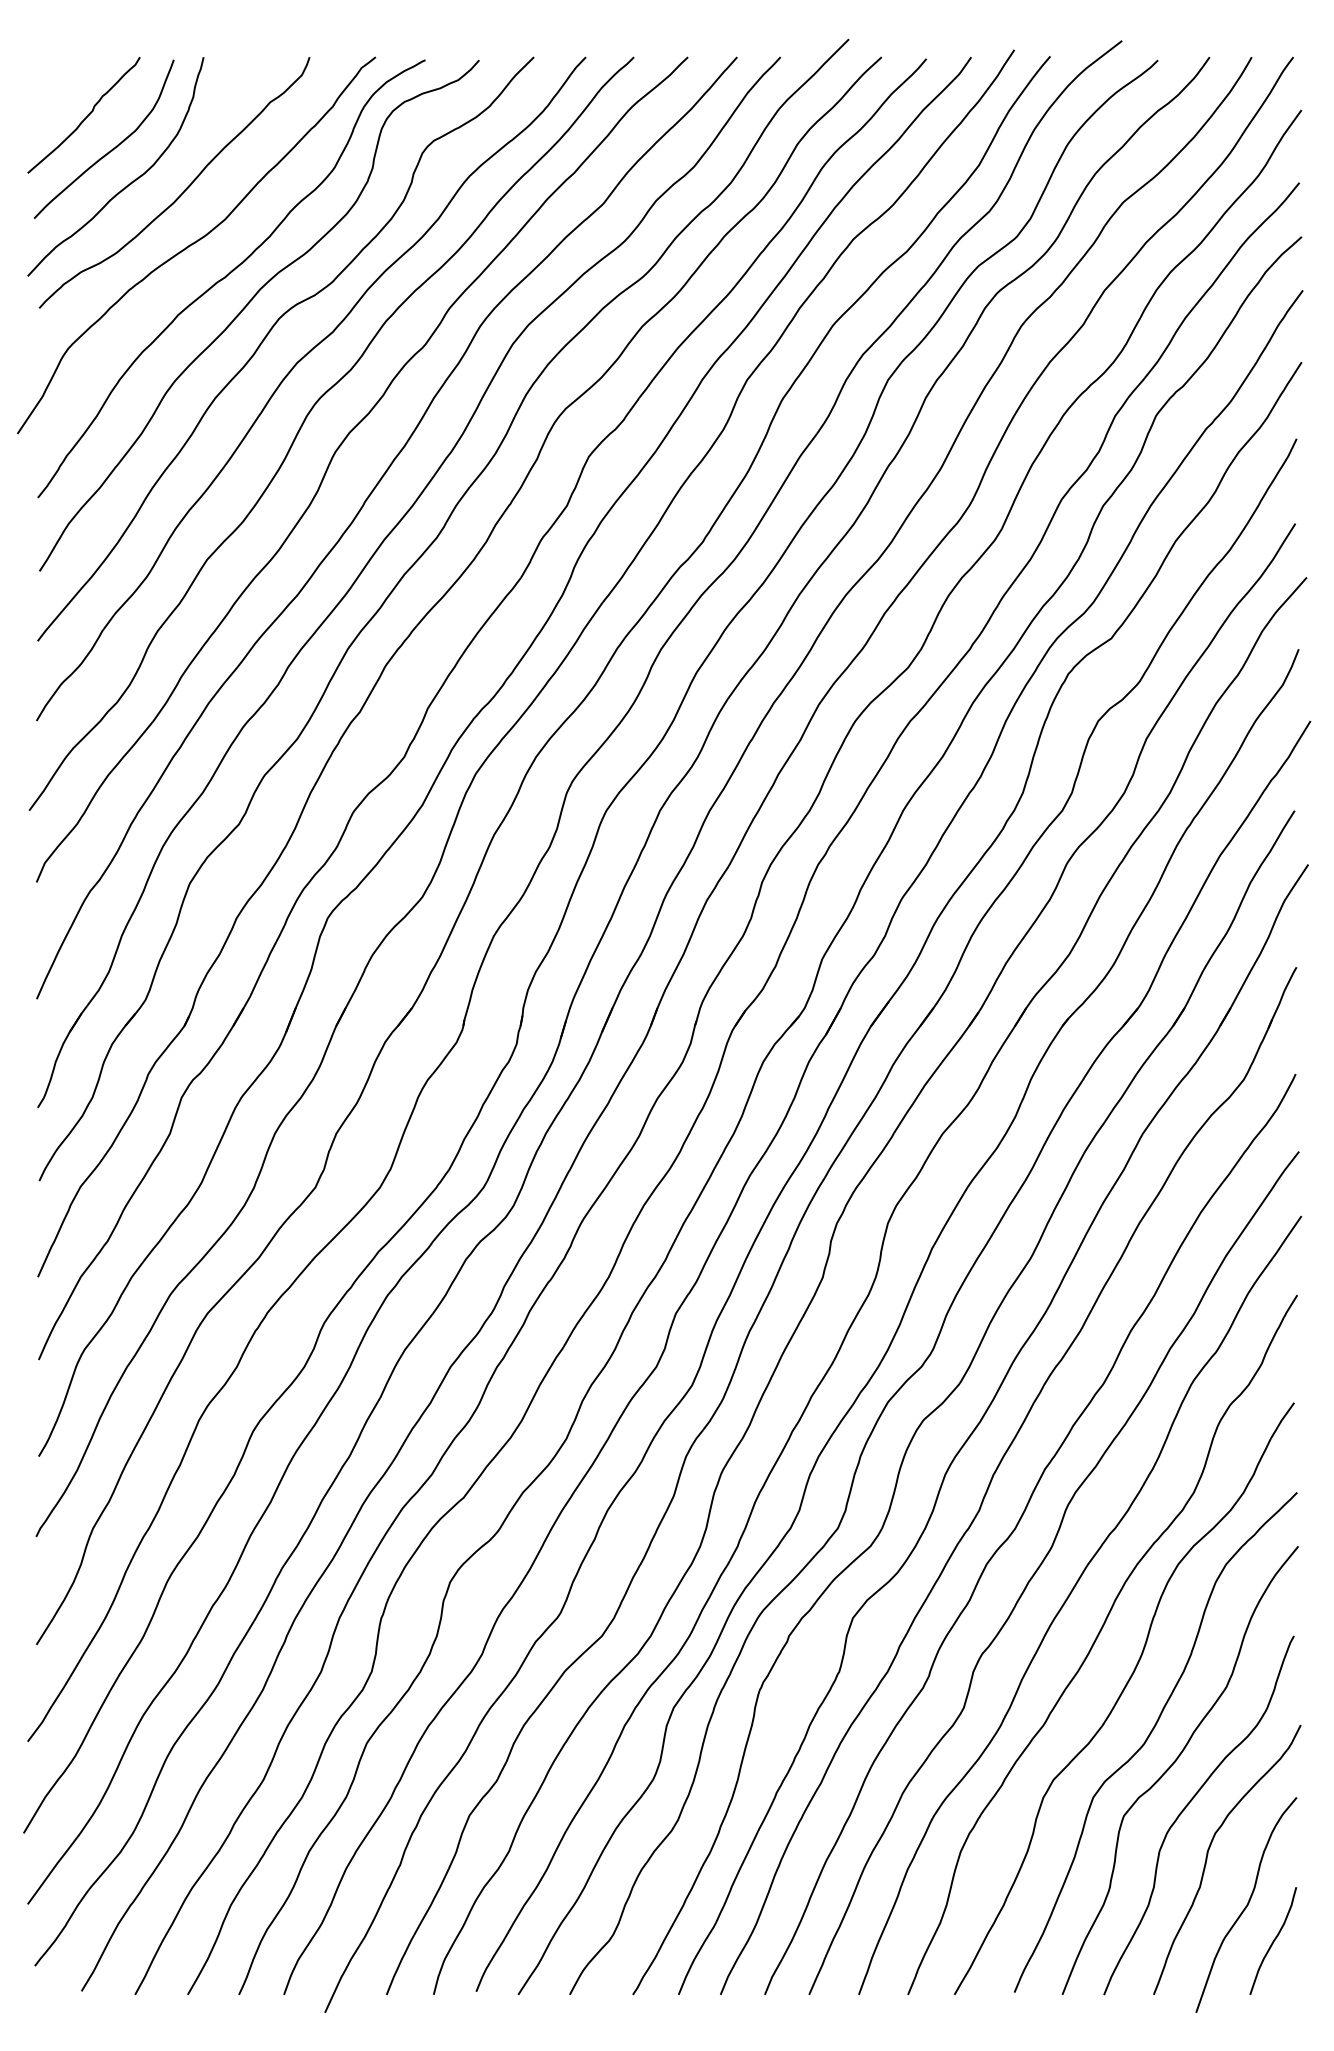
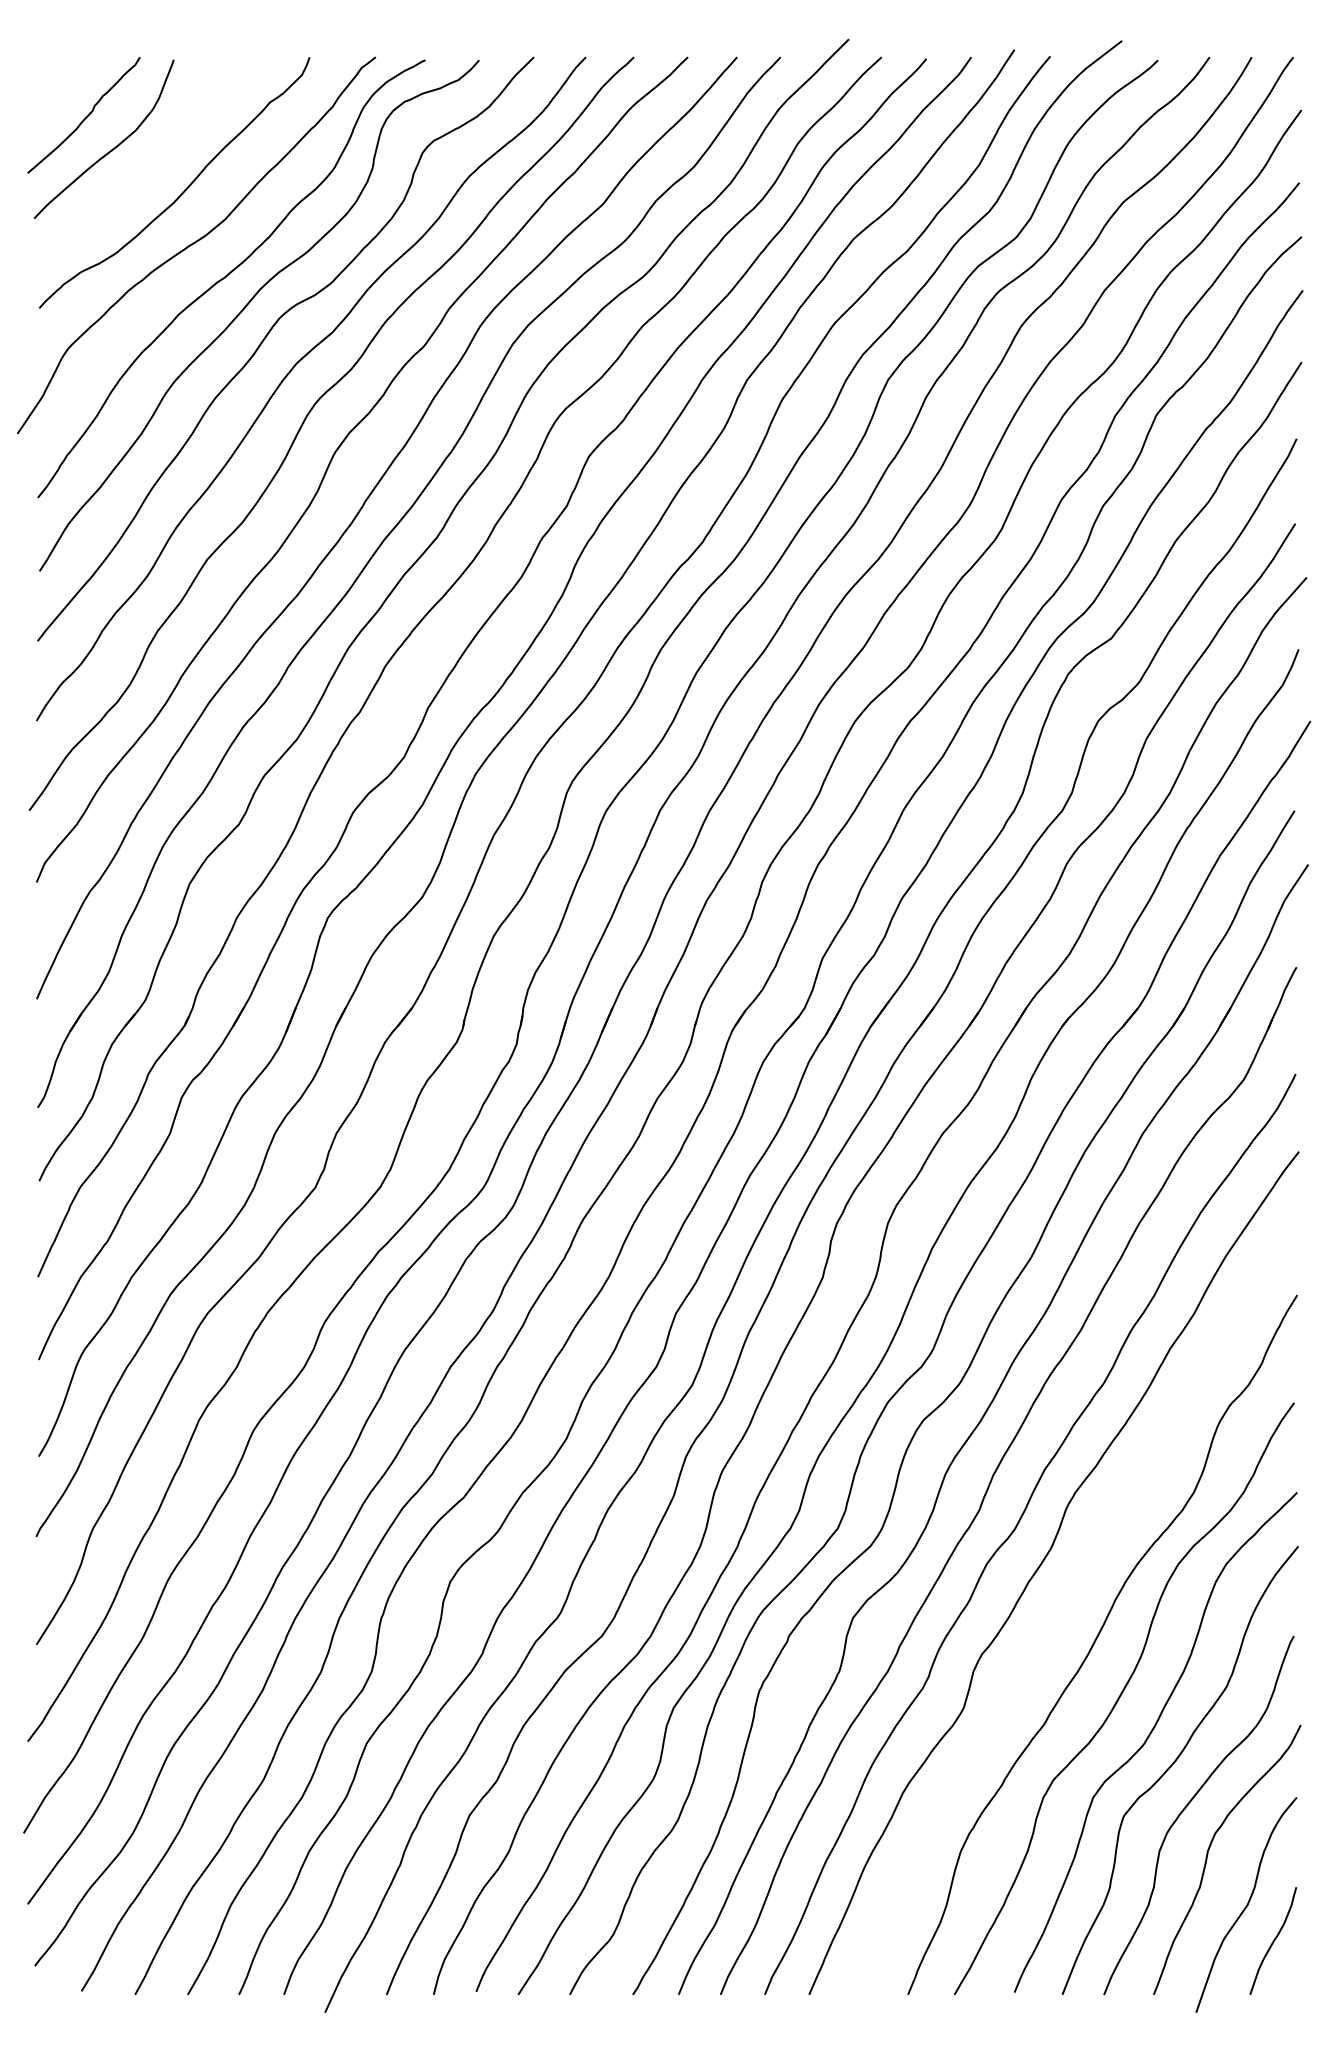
curve: present -> none (131, 181)
curve: present -> none (1069, 1597)
